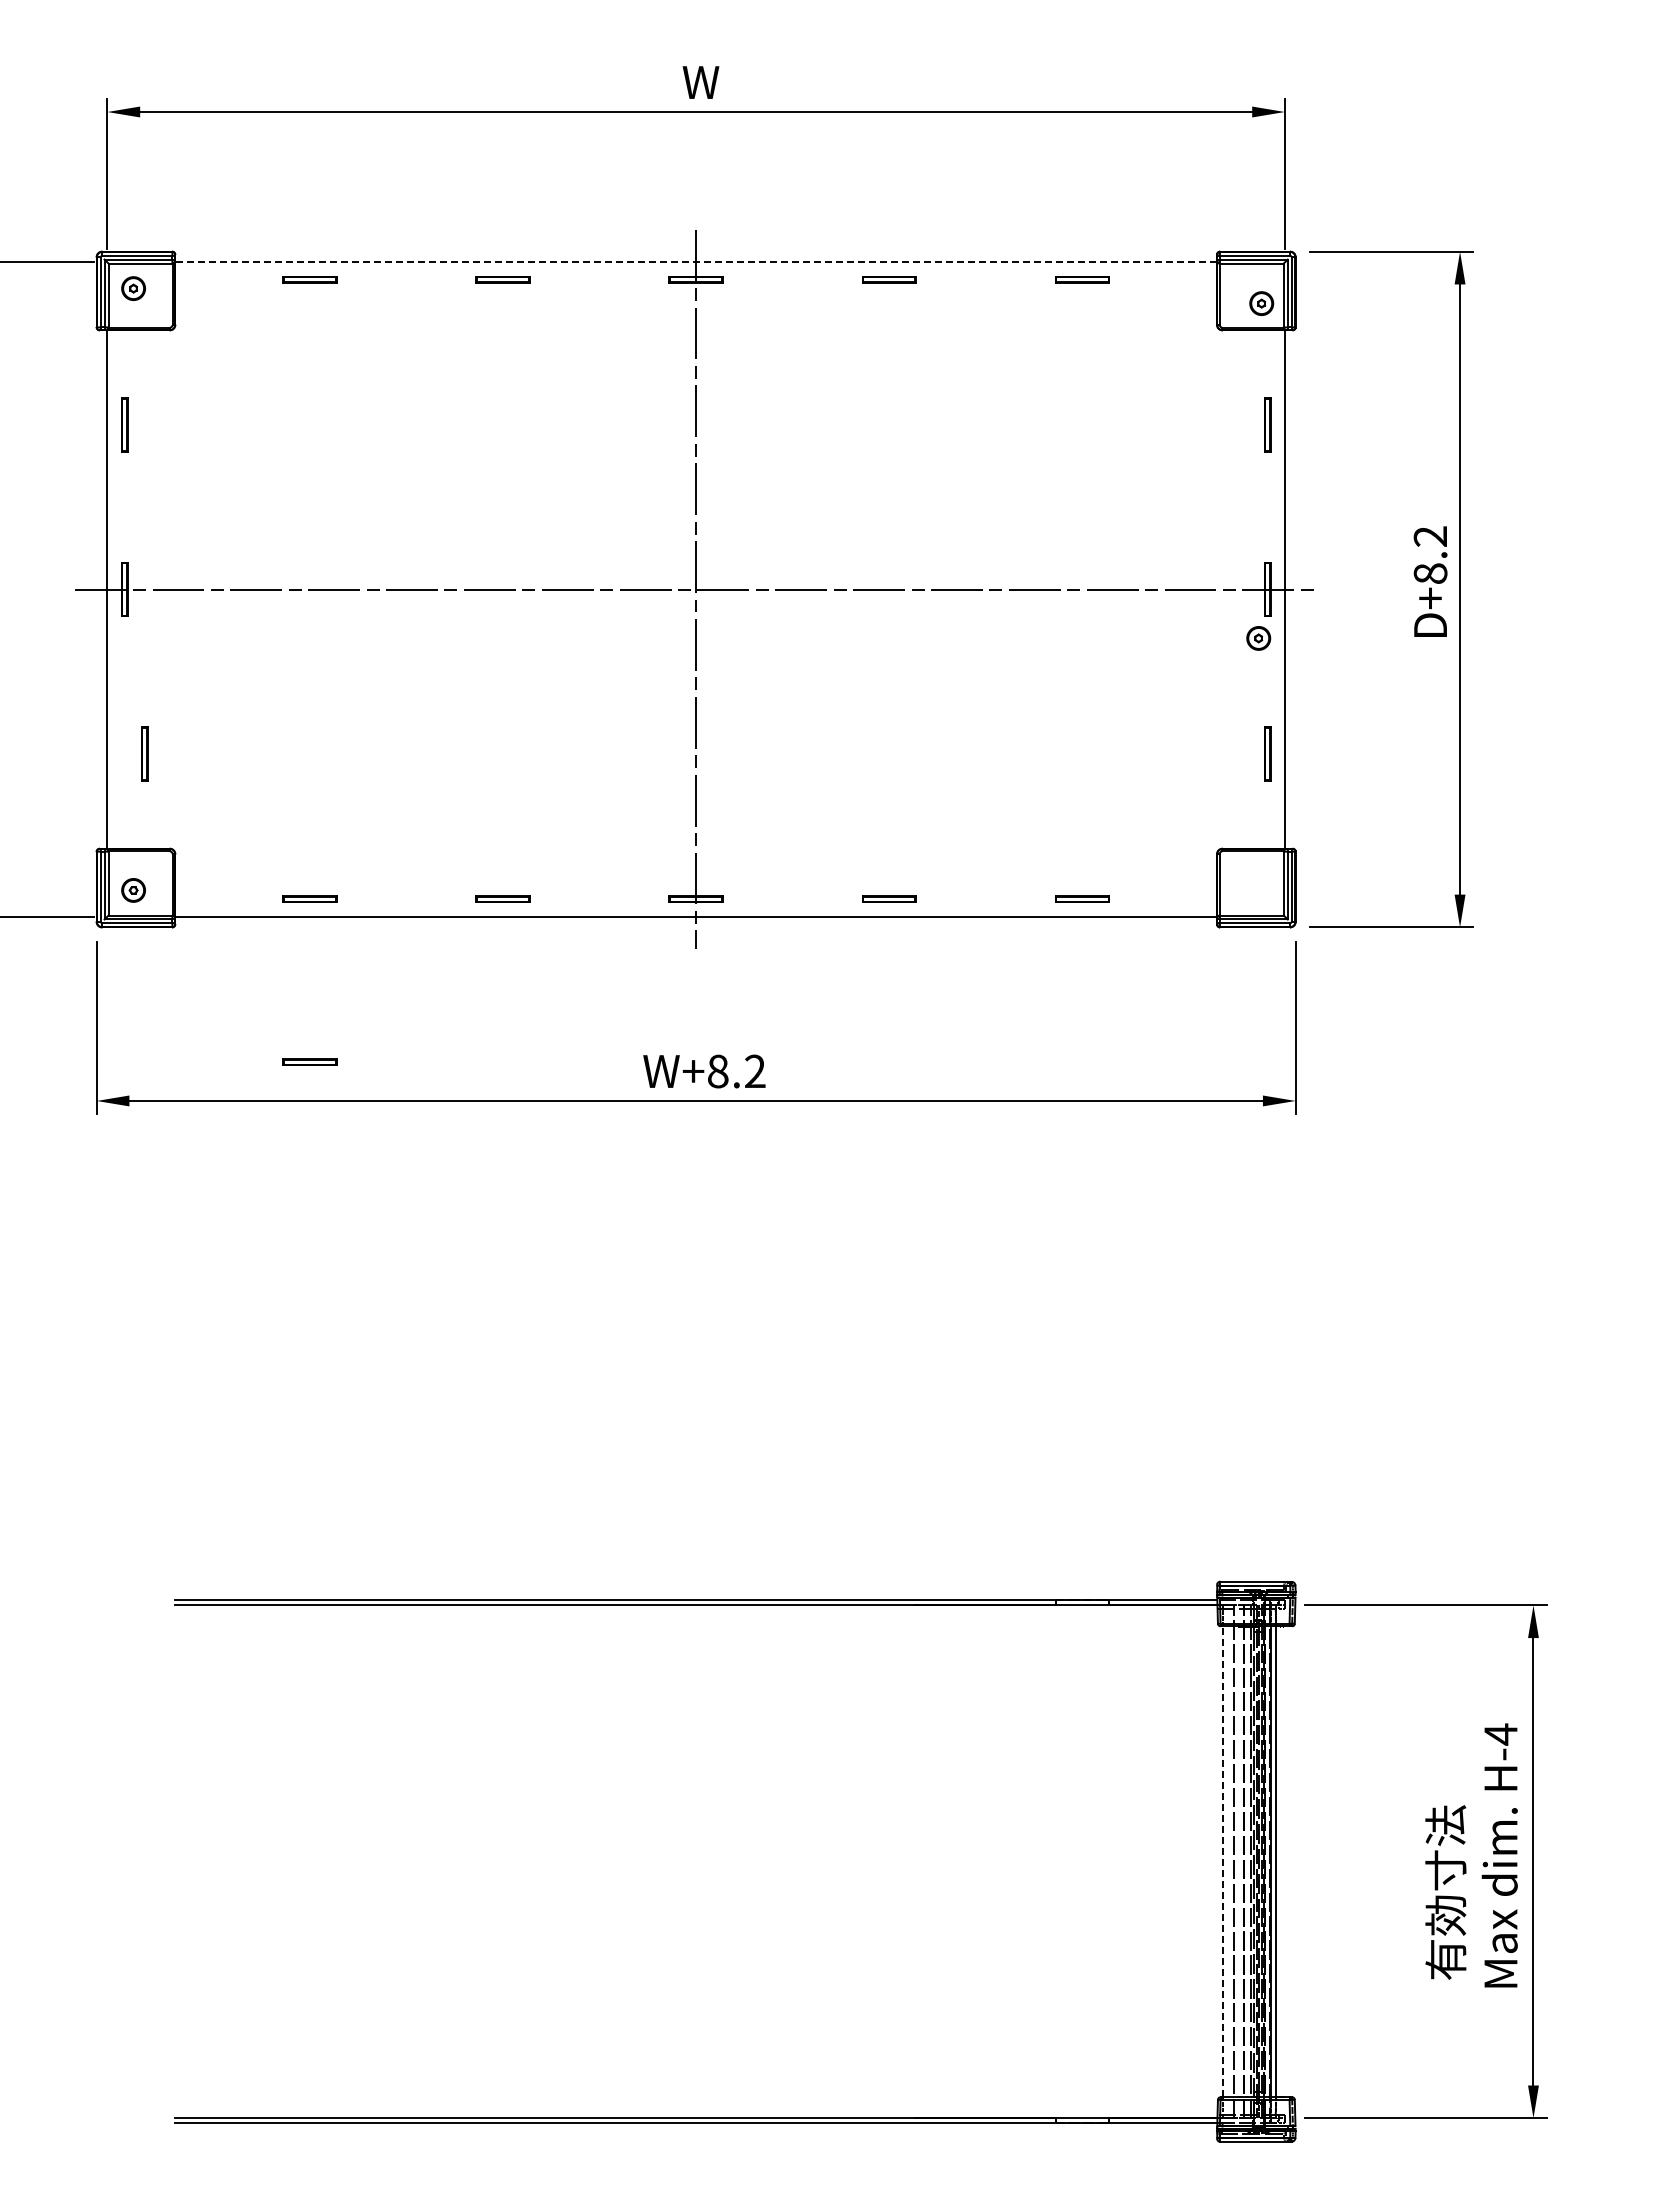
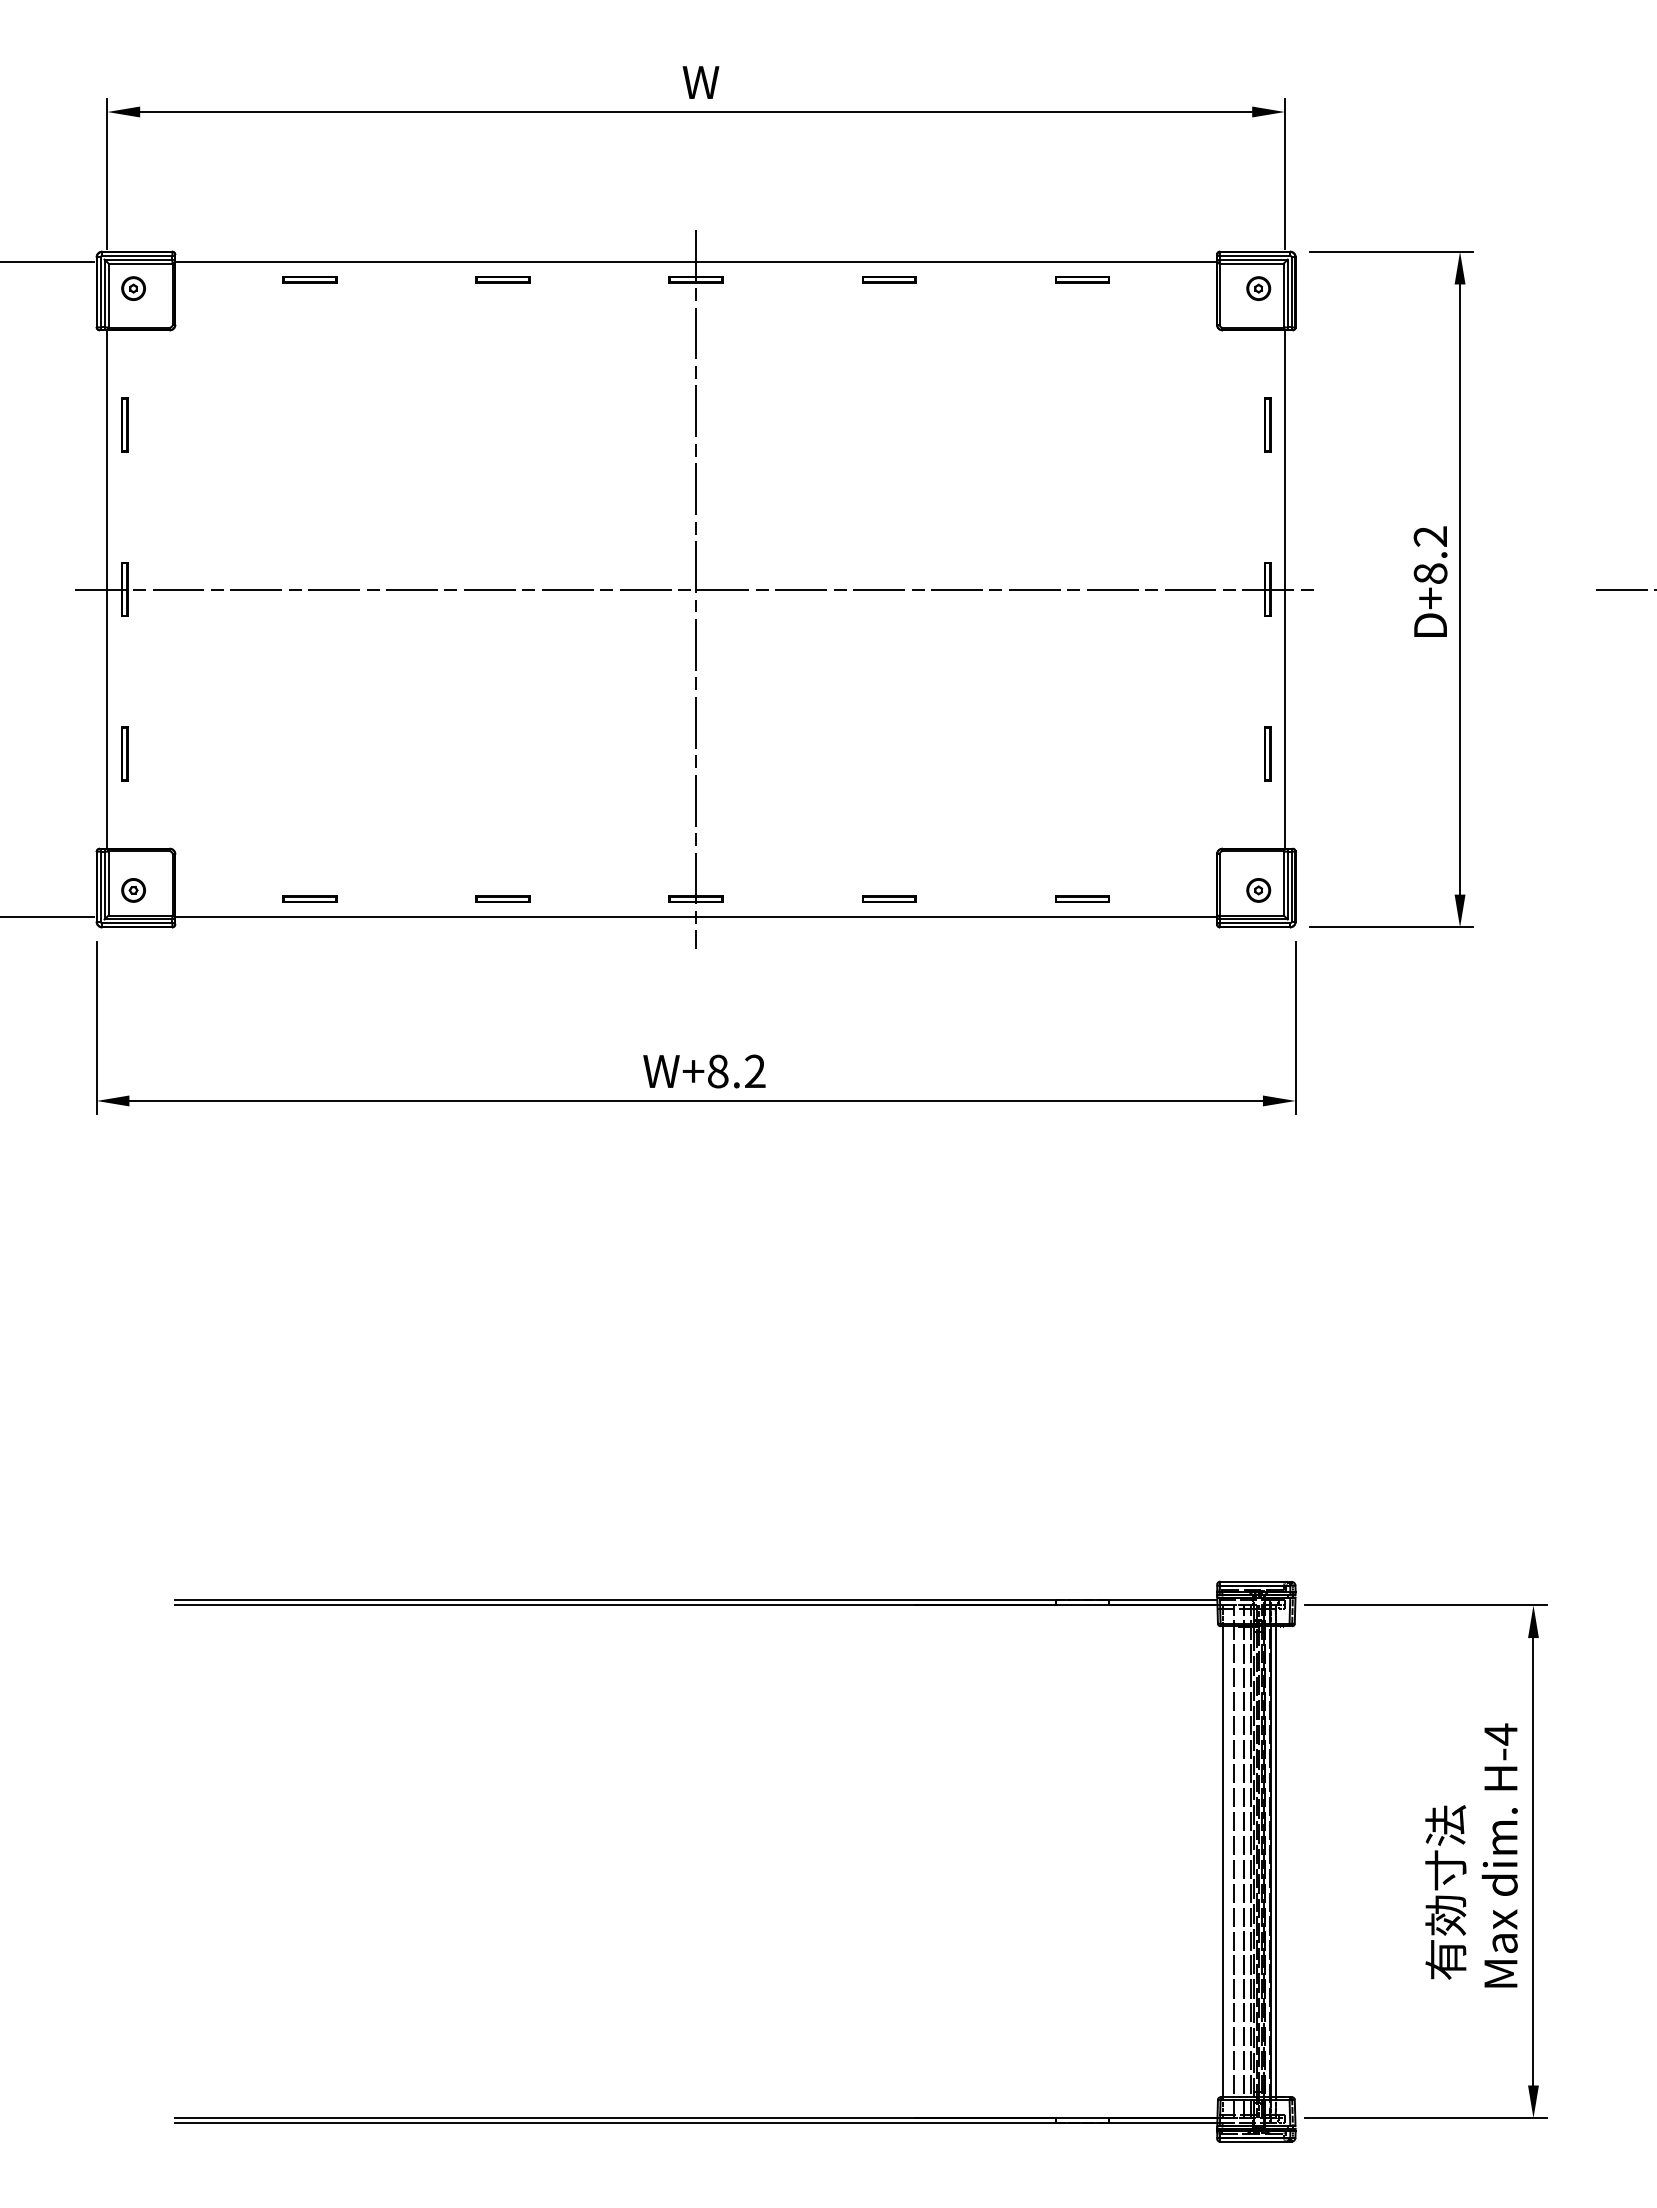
line: dashed -> solid (696, 262)
part position: (1261, 303) -> (1258, 288) (1258, 288)
line: none -> present (1624, 589)
part position: (1258, 638) -> (1258, 890) (1258, 890)
part position: (144, 753) -> (124, 753) (124, 753)
part: present -> none (309, 1061)
line: dashed -> solid (1223, 1861)
